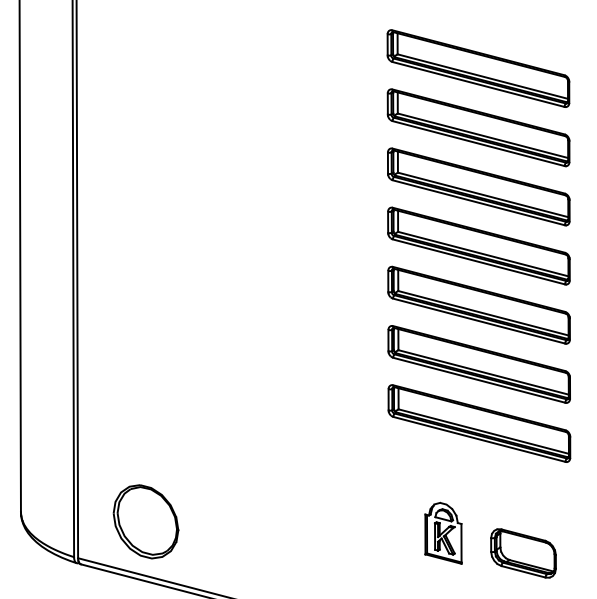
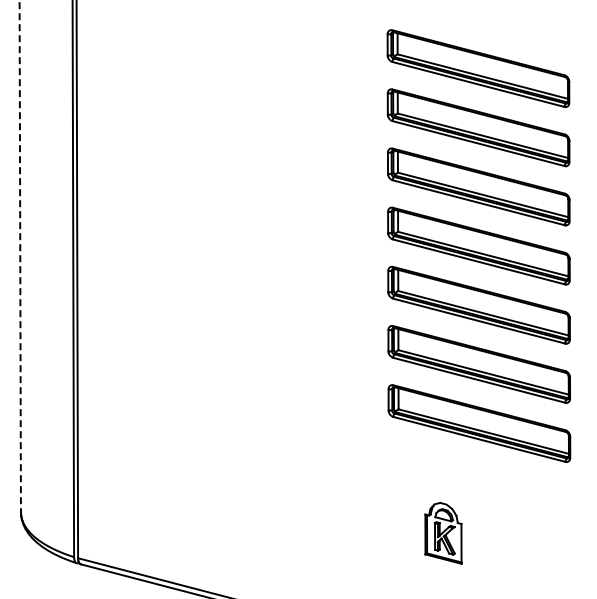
line: solid -> dashed (20, 256)
part: present -> none (145, 521)
part: present -> none (523, 553)
